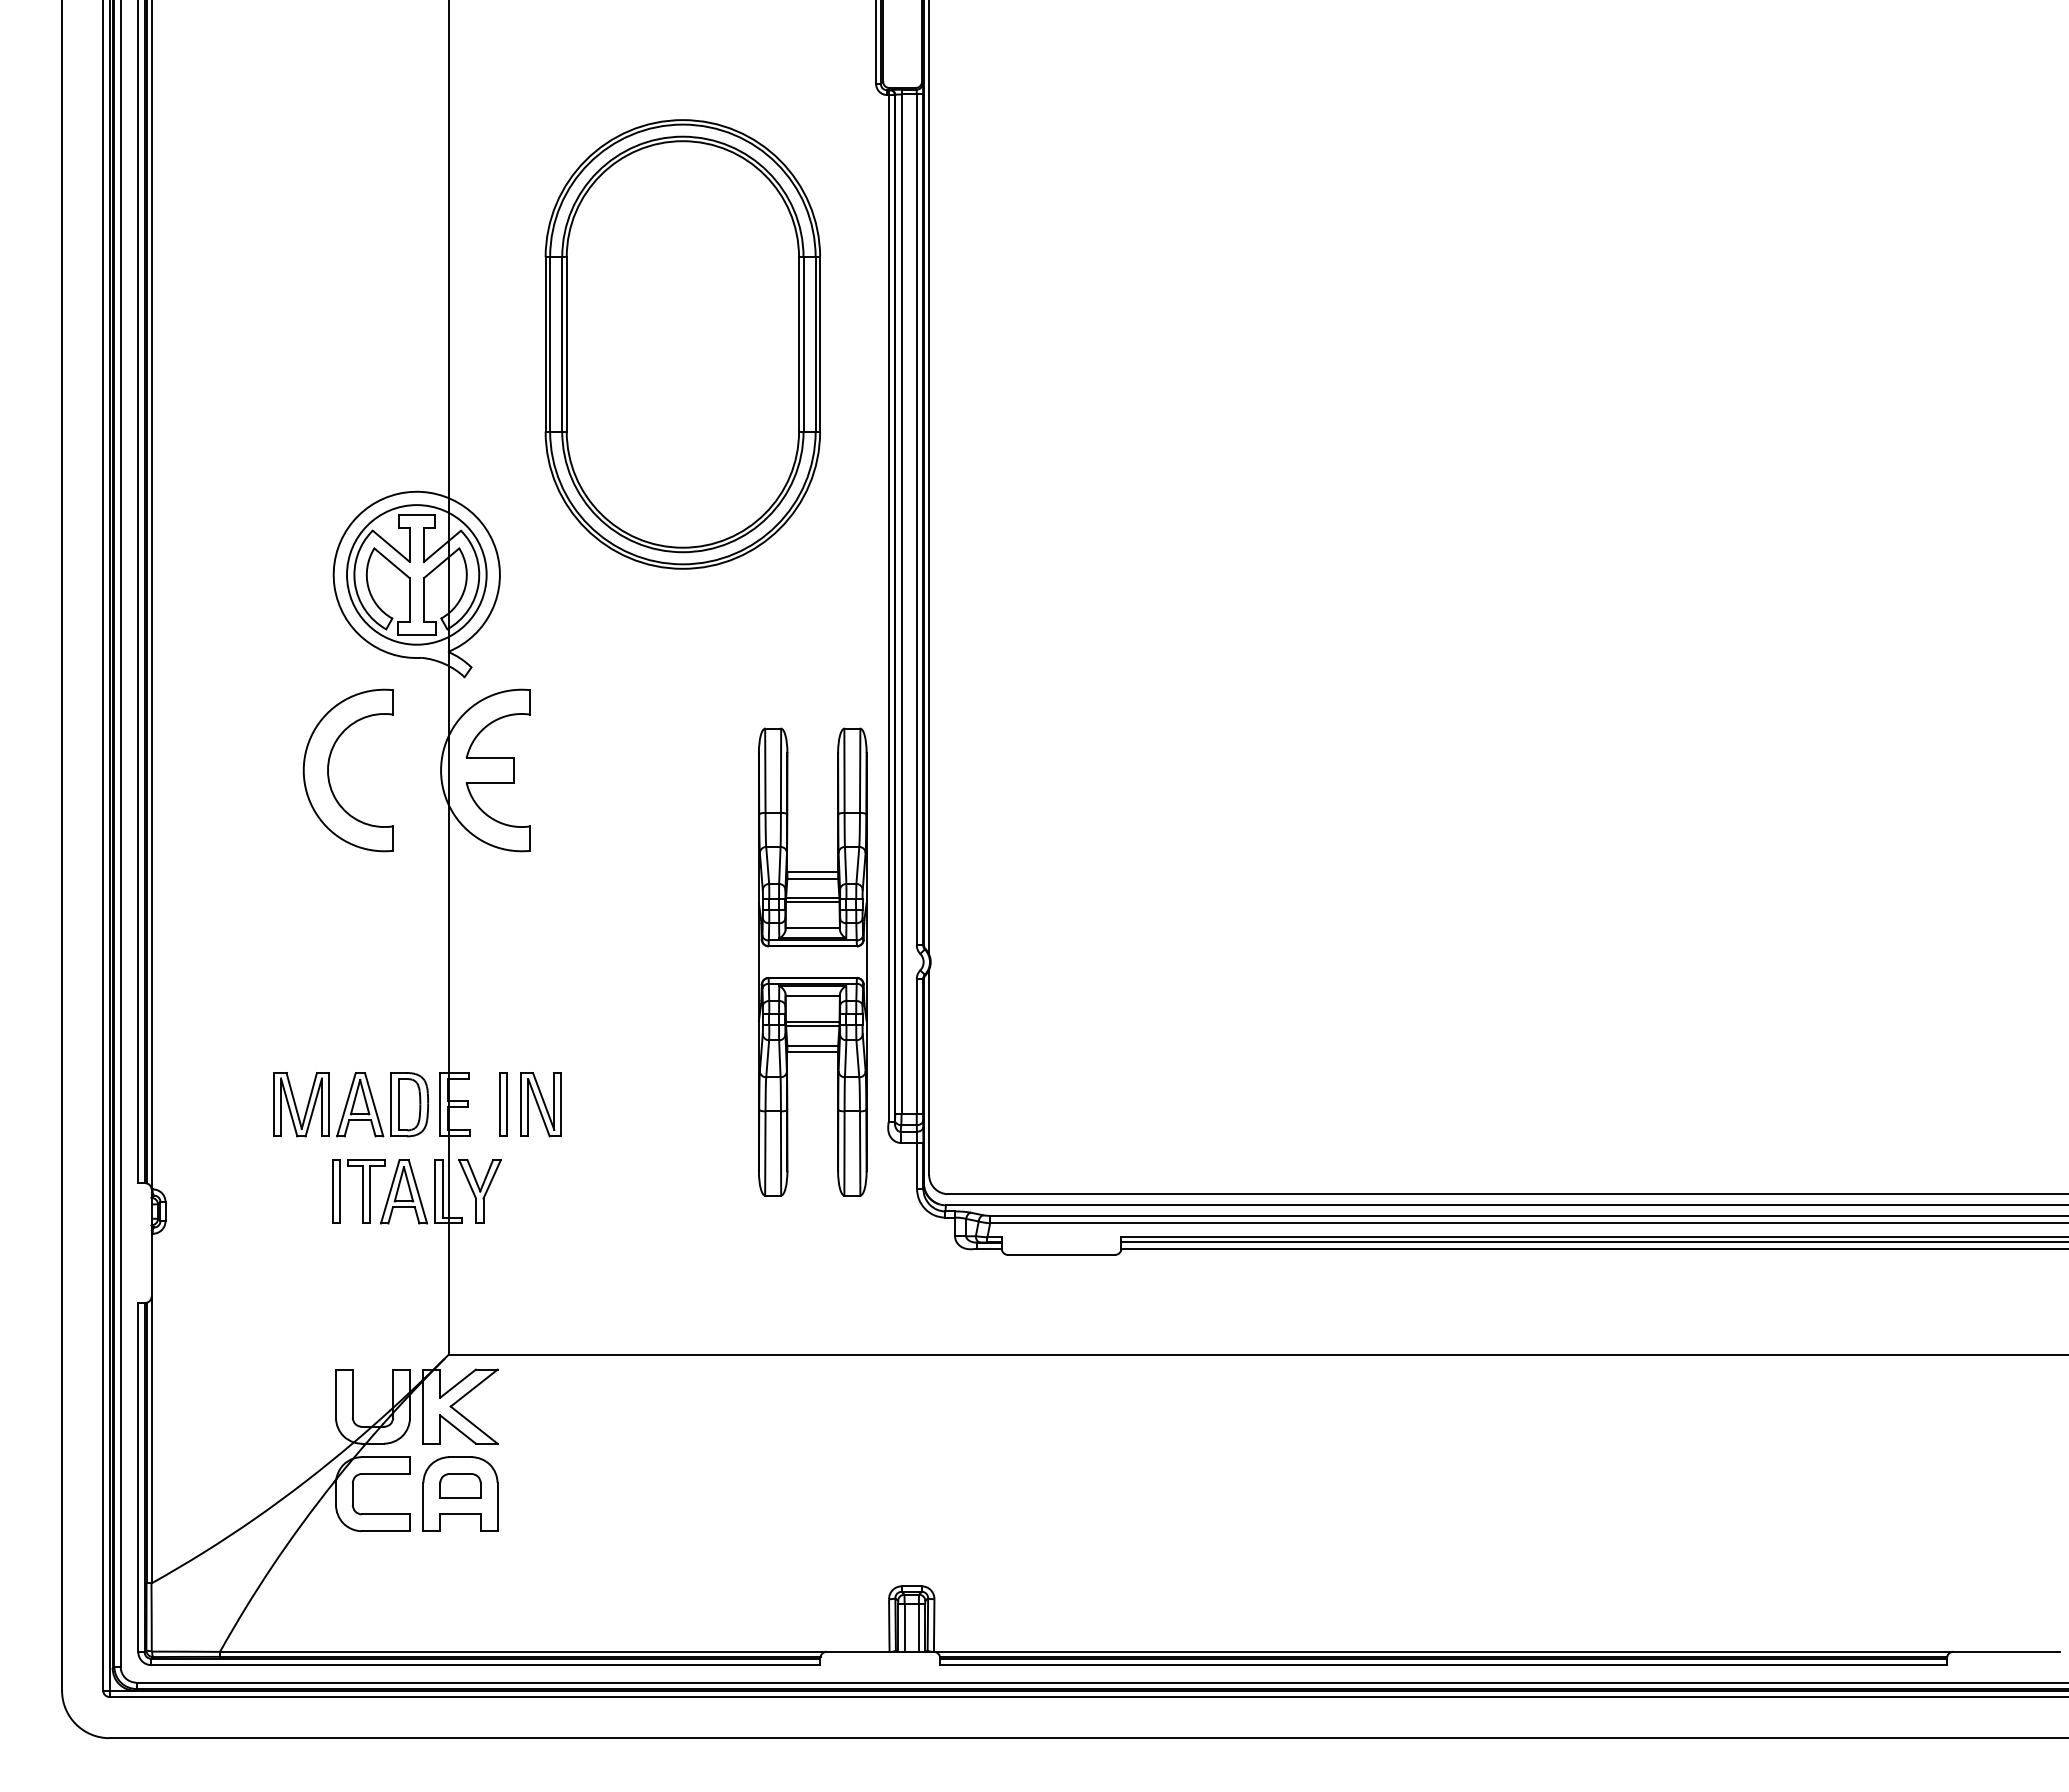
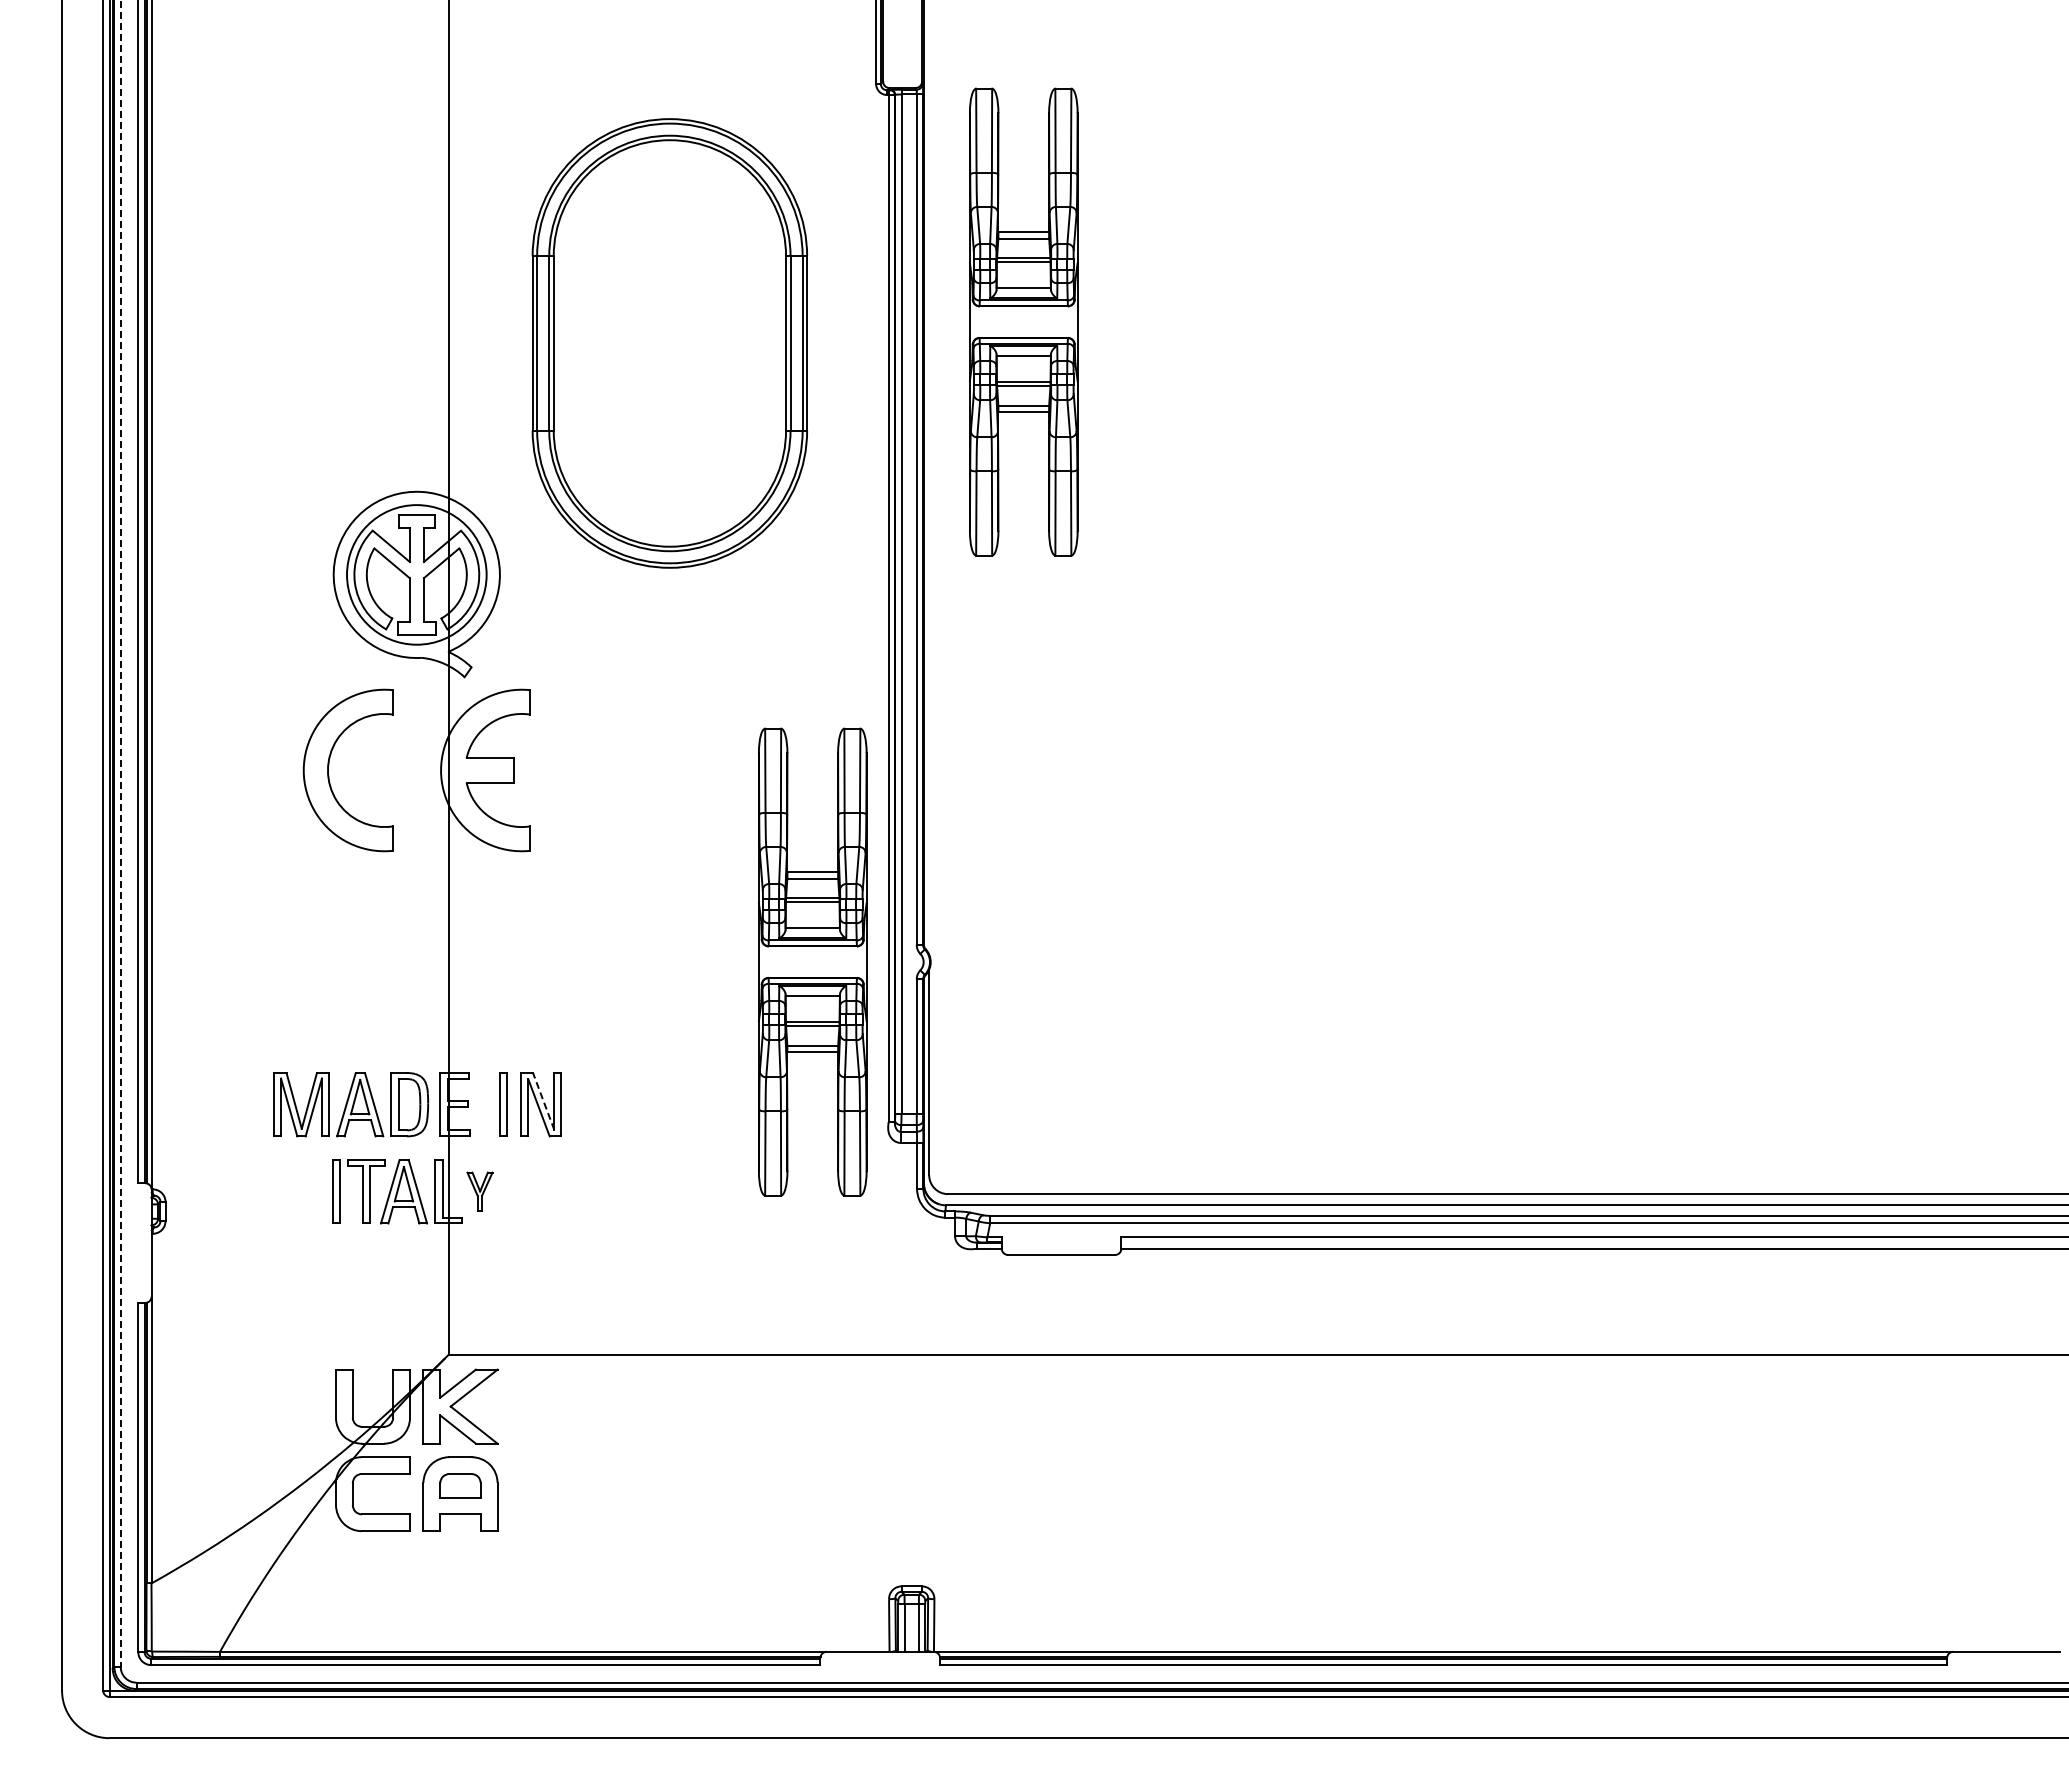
part: none -> present (1023, 321)
part position: (682, 344) -> (669, 343) (669, 343)
line: present -> none (929, 478)
line: solid -> dashed (120, 833)
line: solid -> dashed (543, 1101)
part size: 44x65 px -> 28x41 px (479, 1191)
line: present -> none (1593, 1242)
